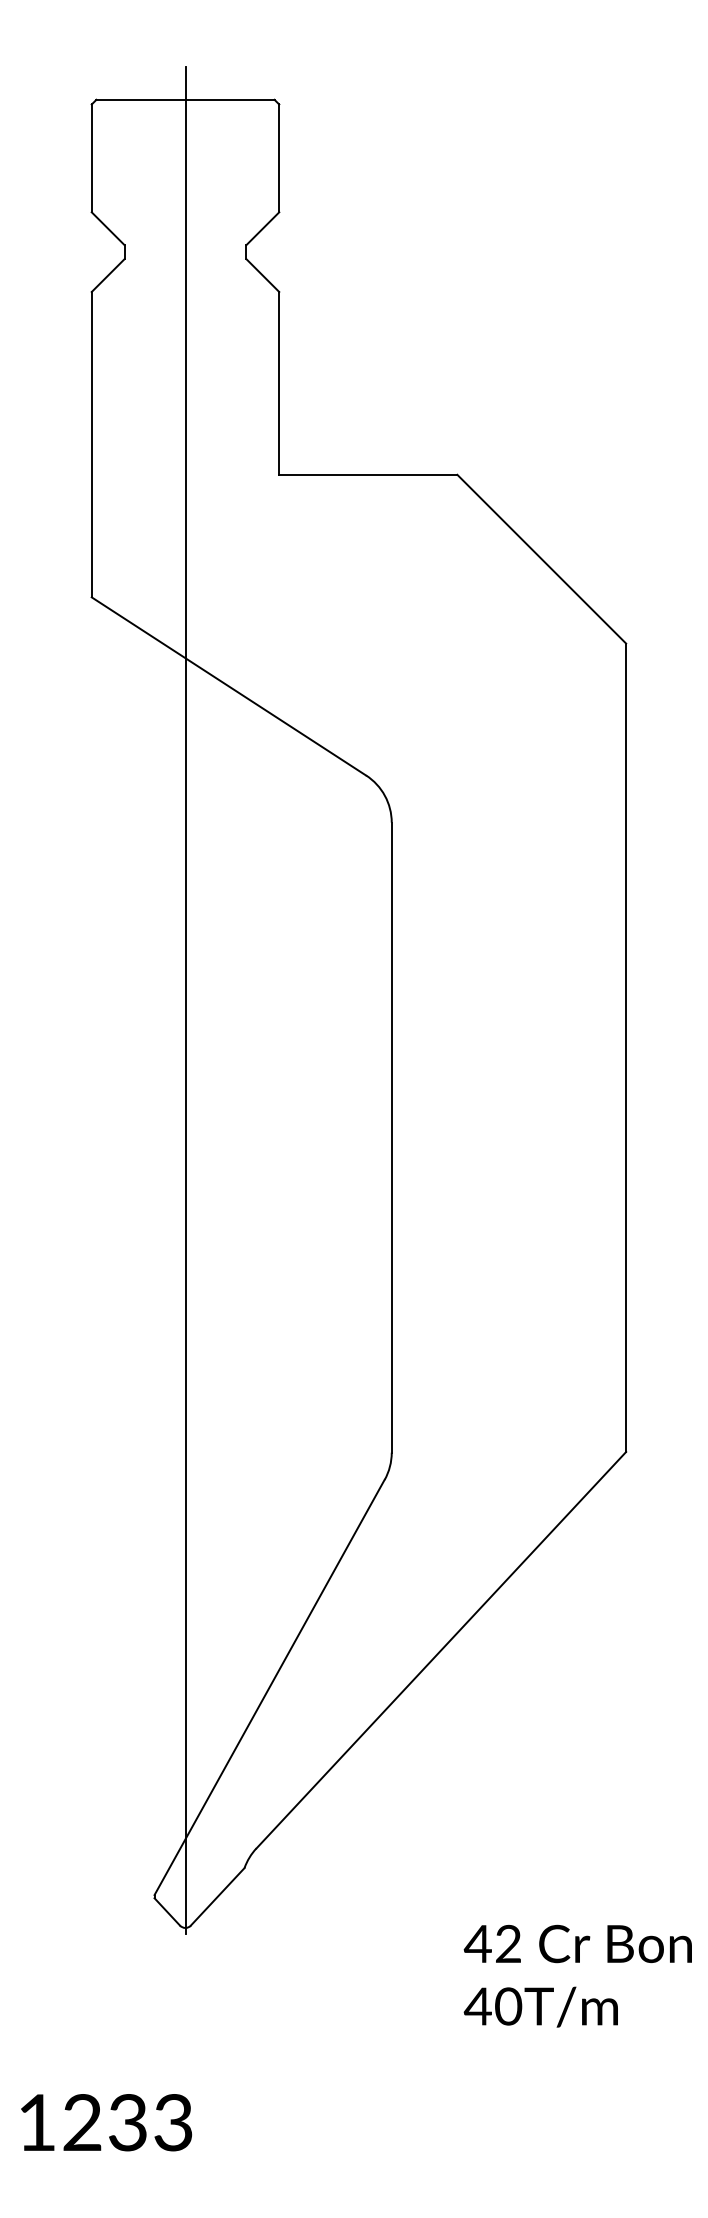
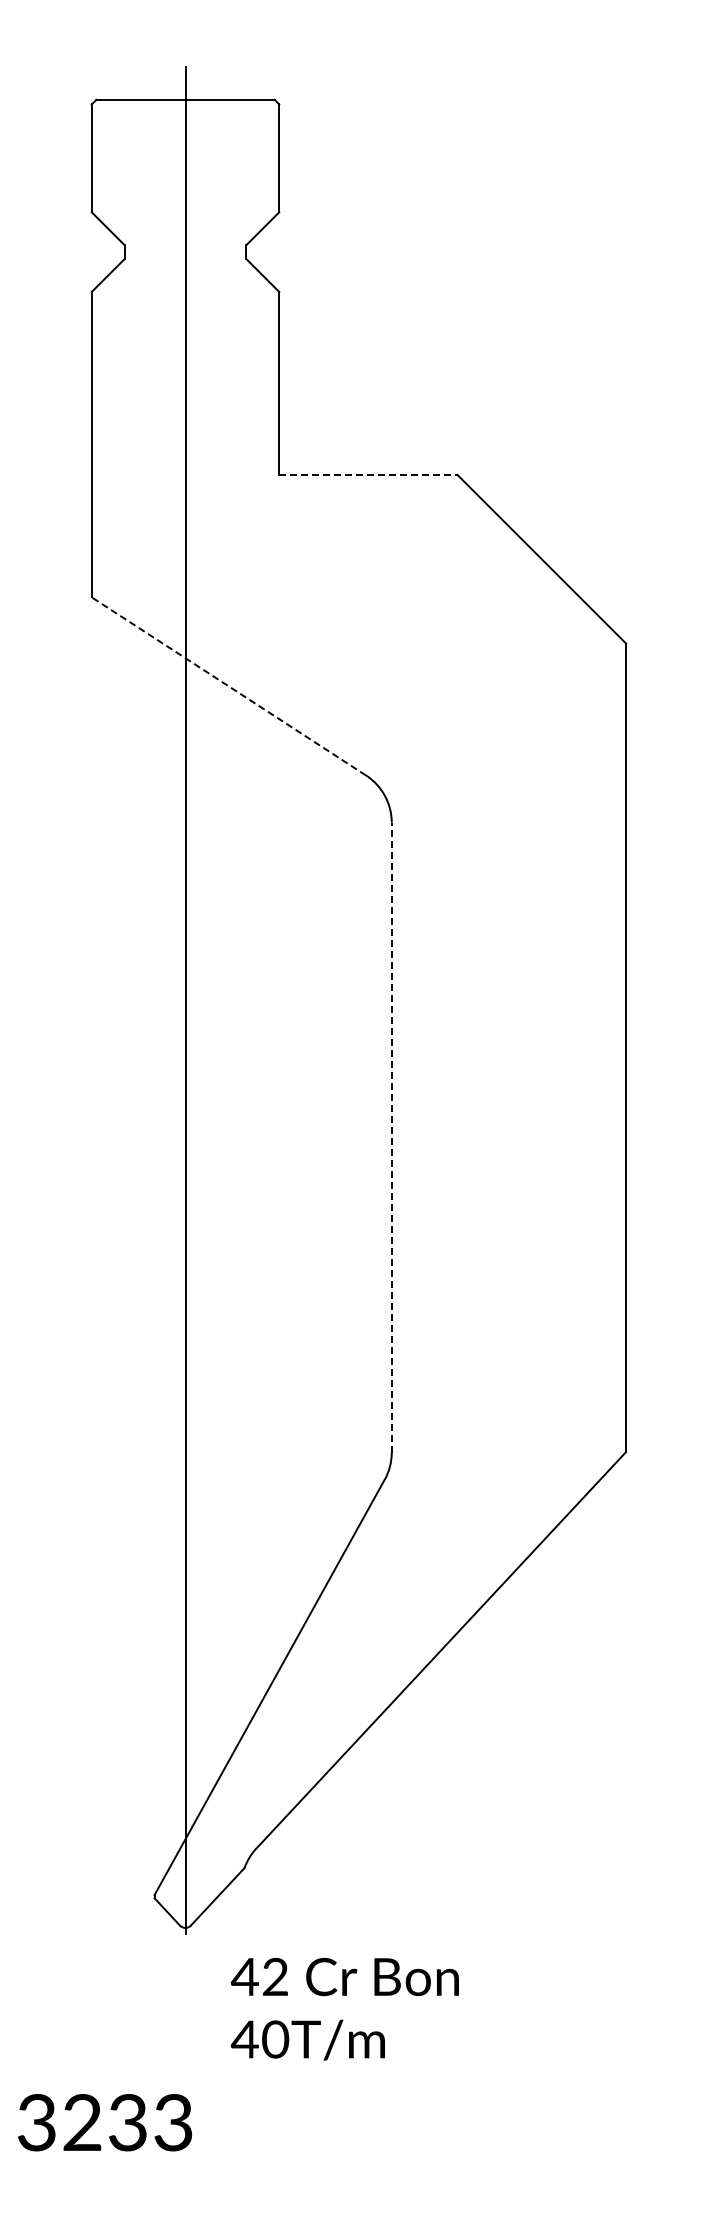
line: solid -> dashed (368, 474)
line: solid -> dashed (228, 686)
line: solid -> dashed (391, 1137)
text position: (577, 1975) -> (344, 2008) (344, 2008)
text: 1233 -> 3233 (36, 2122)
